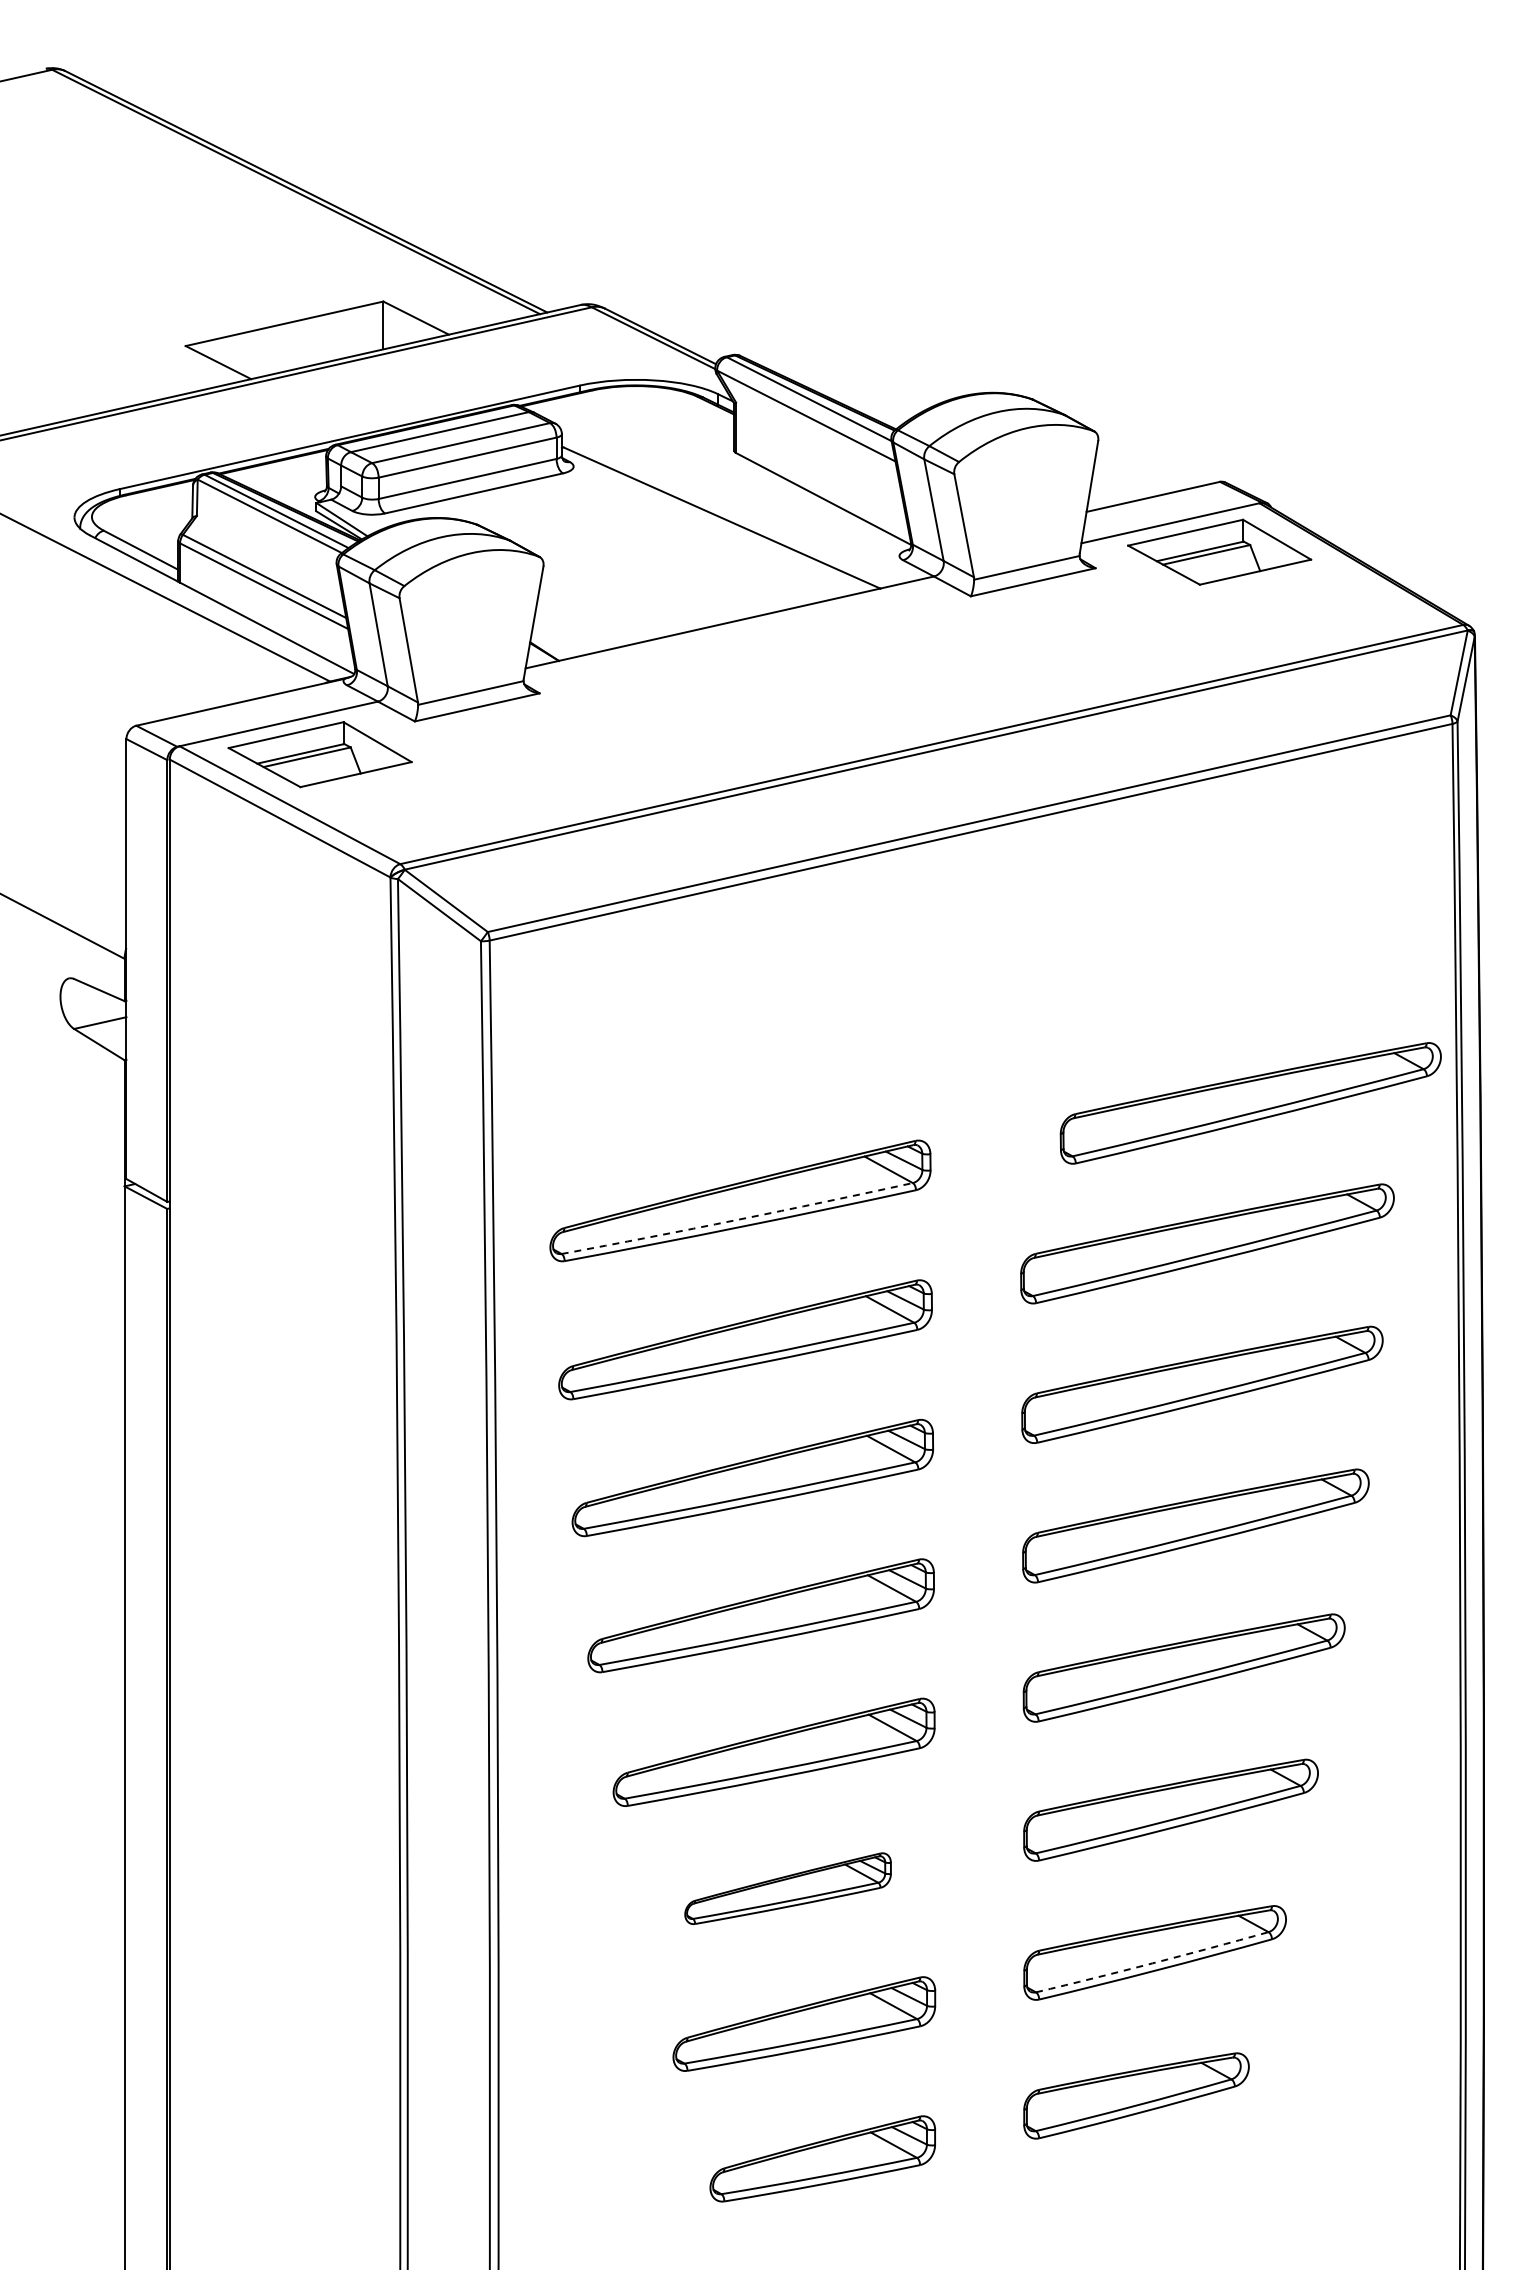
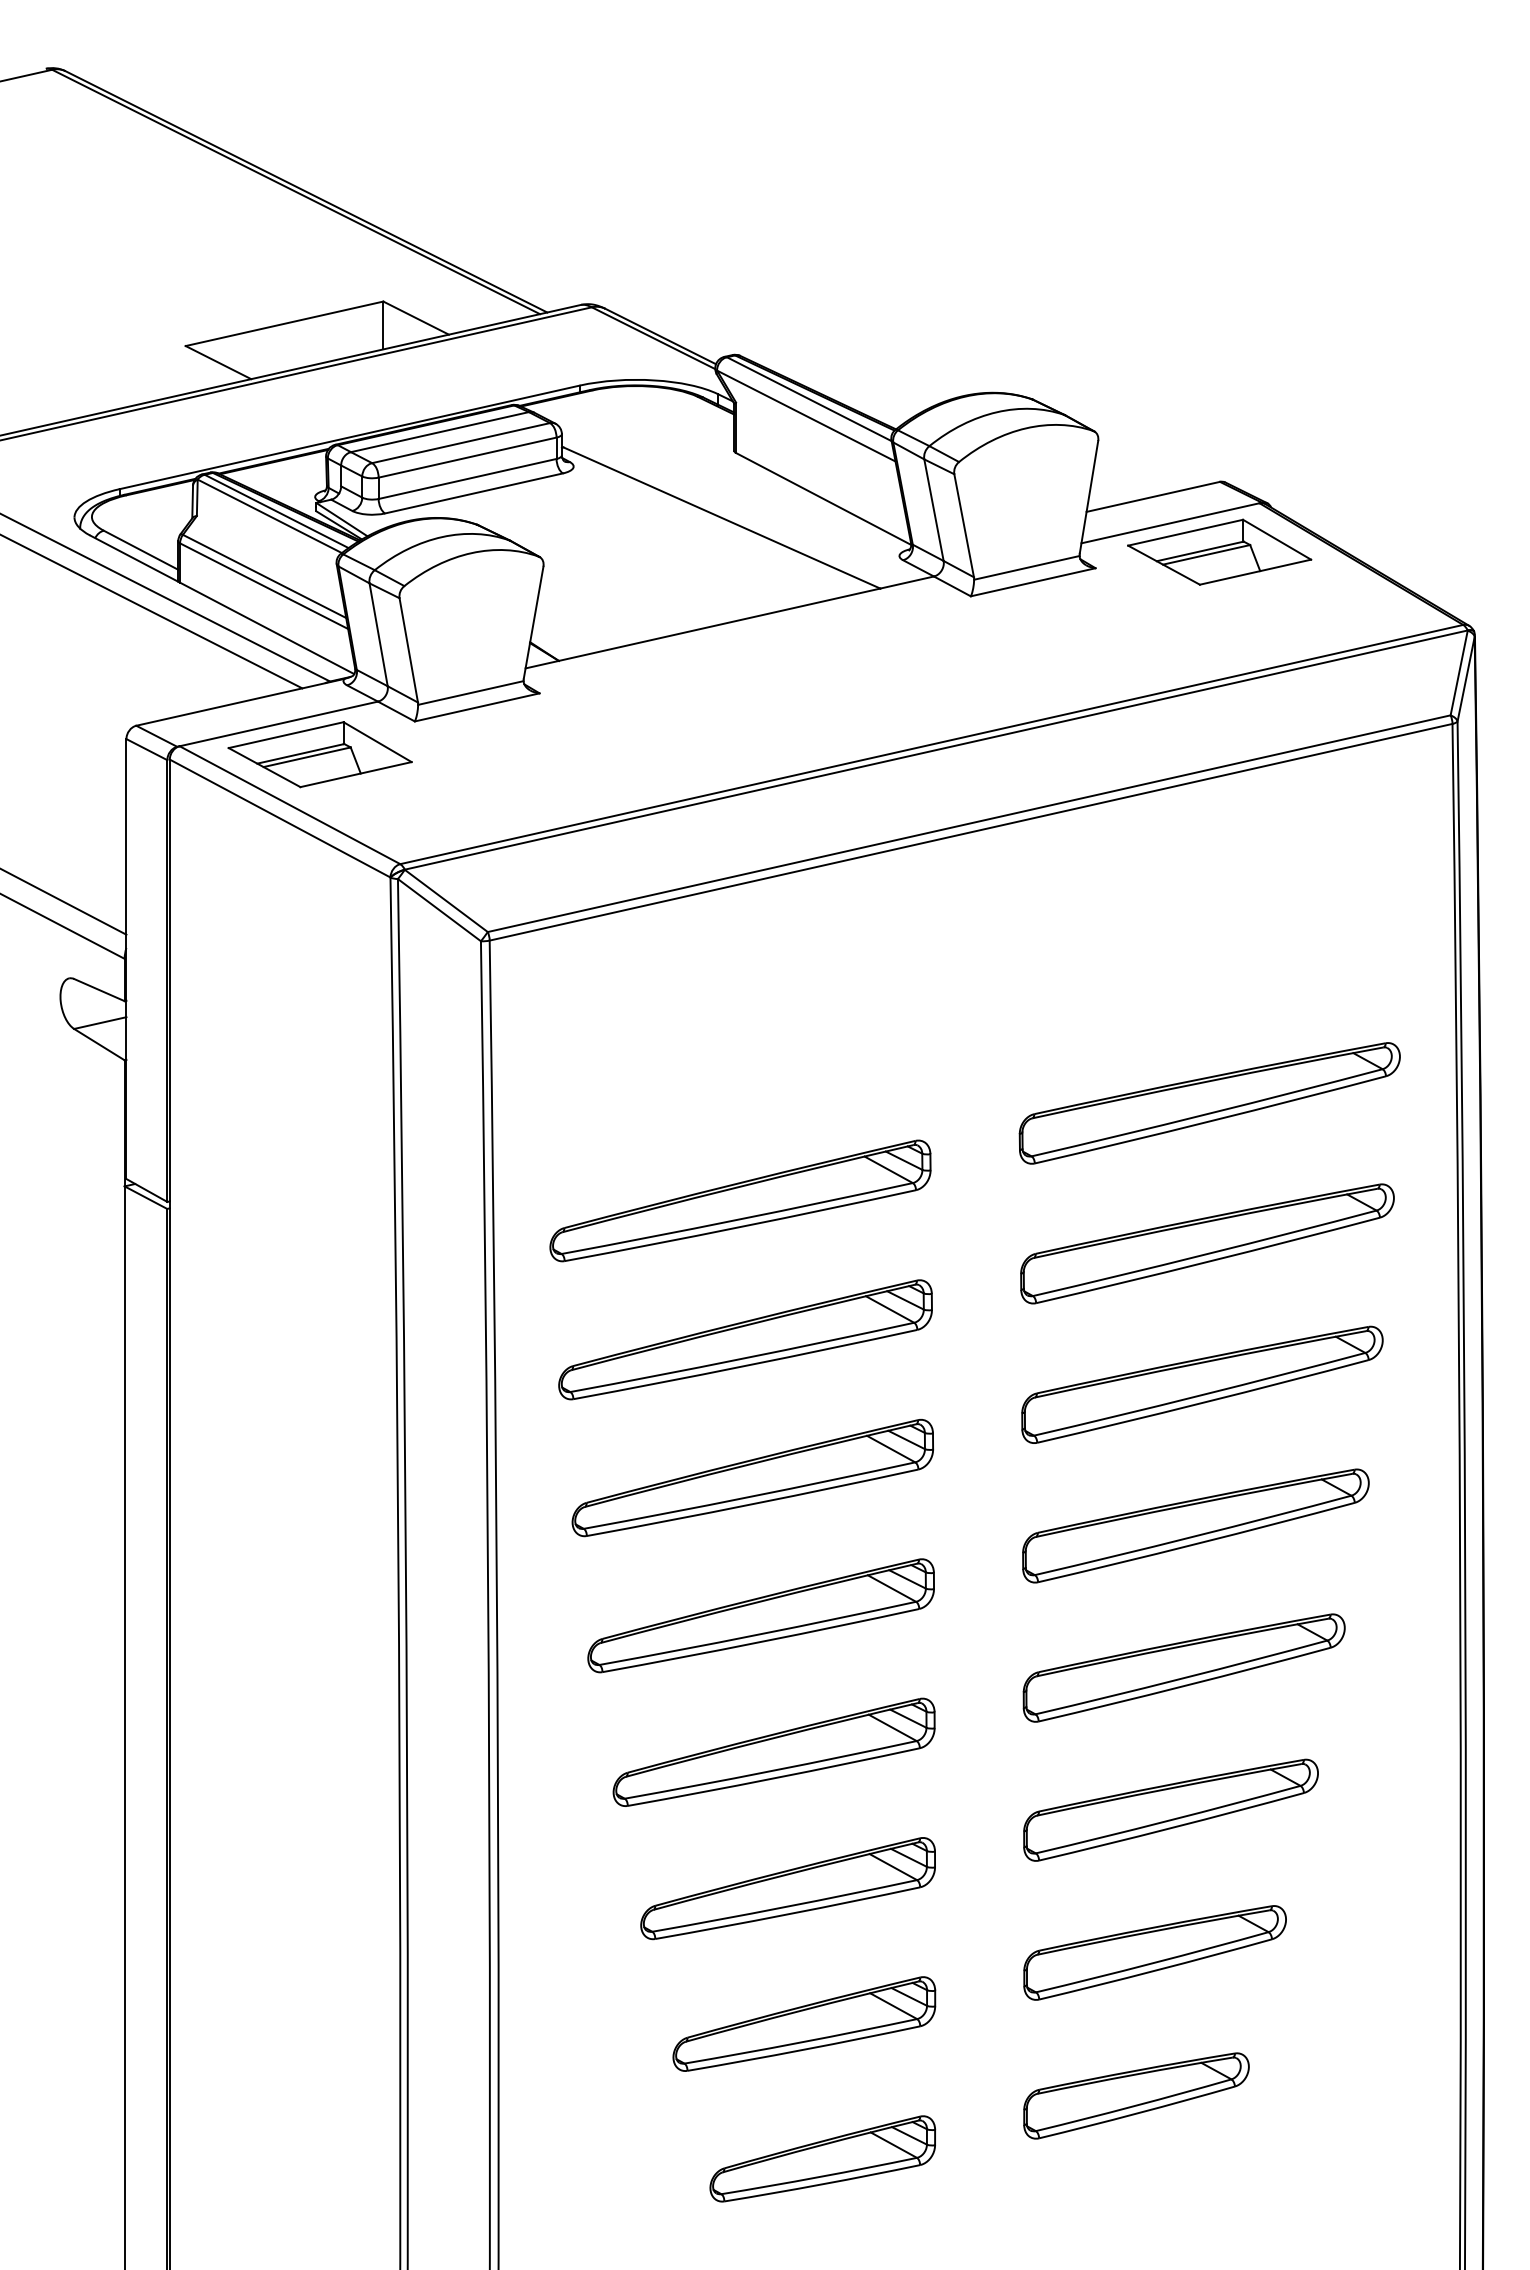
line: none -> present (152, 611)
line: none -> present (64, 901)
part position: (1250, 1103) -> (1209, 1103) (1209, 1103)
arc: dashed -> solid (737, 1219)
part size: 208x73 px -> 296x104 px (787, 1888)
arc: dashed -> solid (1152, 1963)
